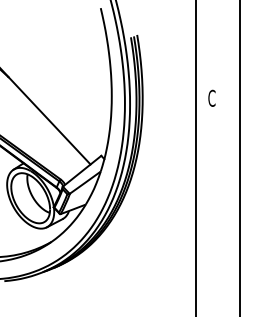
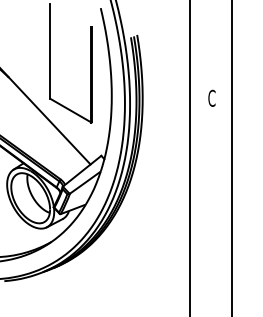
part: none -> present (50, 63)
line position: (195, 157) -> (189, 157) (189, 157)
line position: (239, 157) -> (231, 157) (231, 157)
